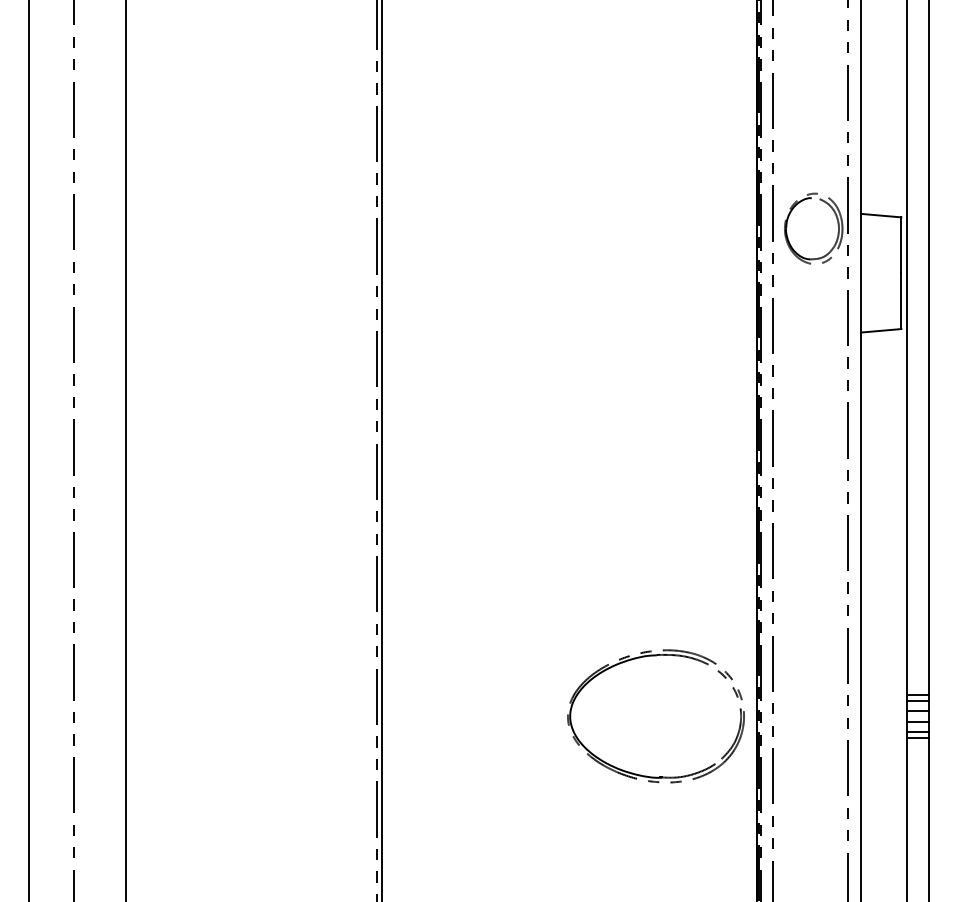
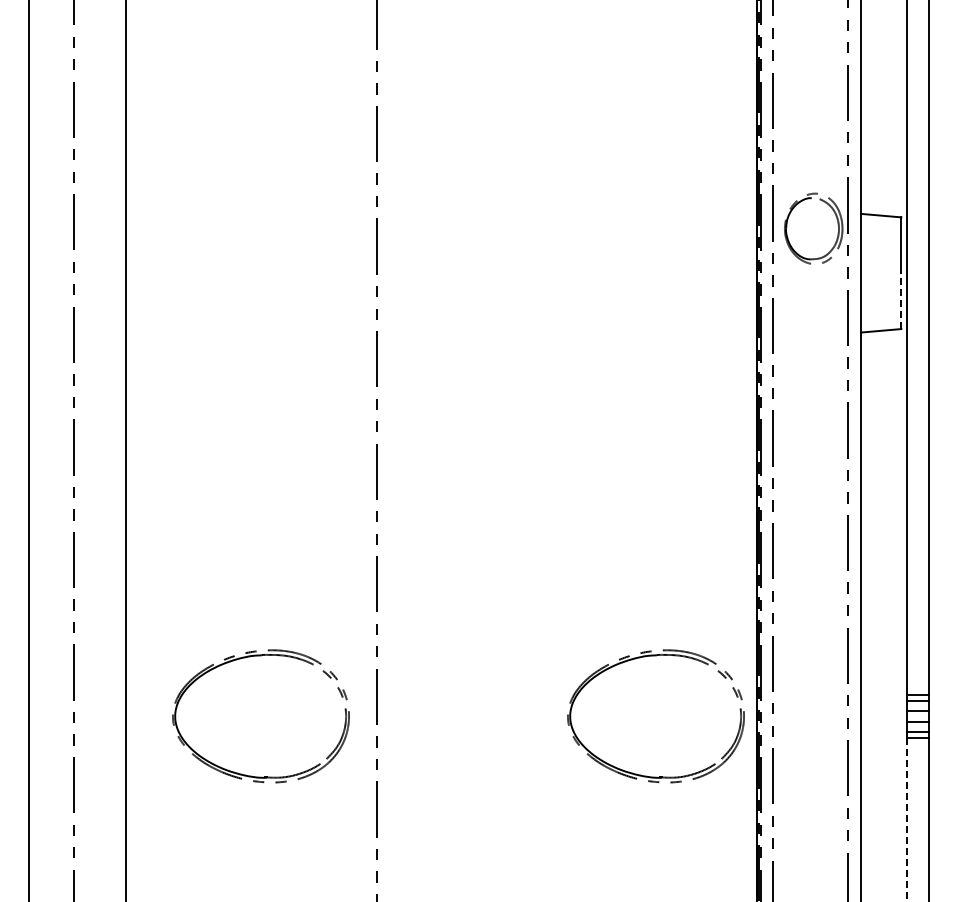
line: solid -> dashed (901, 301)
line: present -> none (382, 450)
part: none -> present (246, 774)
line: solid -> dashed (907, 819)
